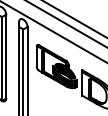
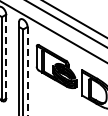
line: solid -> dashed (6, 56)
line: solid -> dashed (27, 71)
